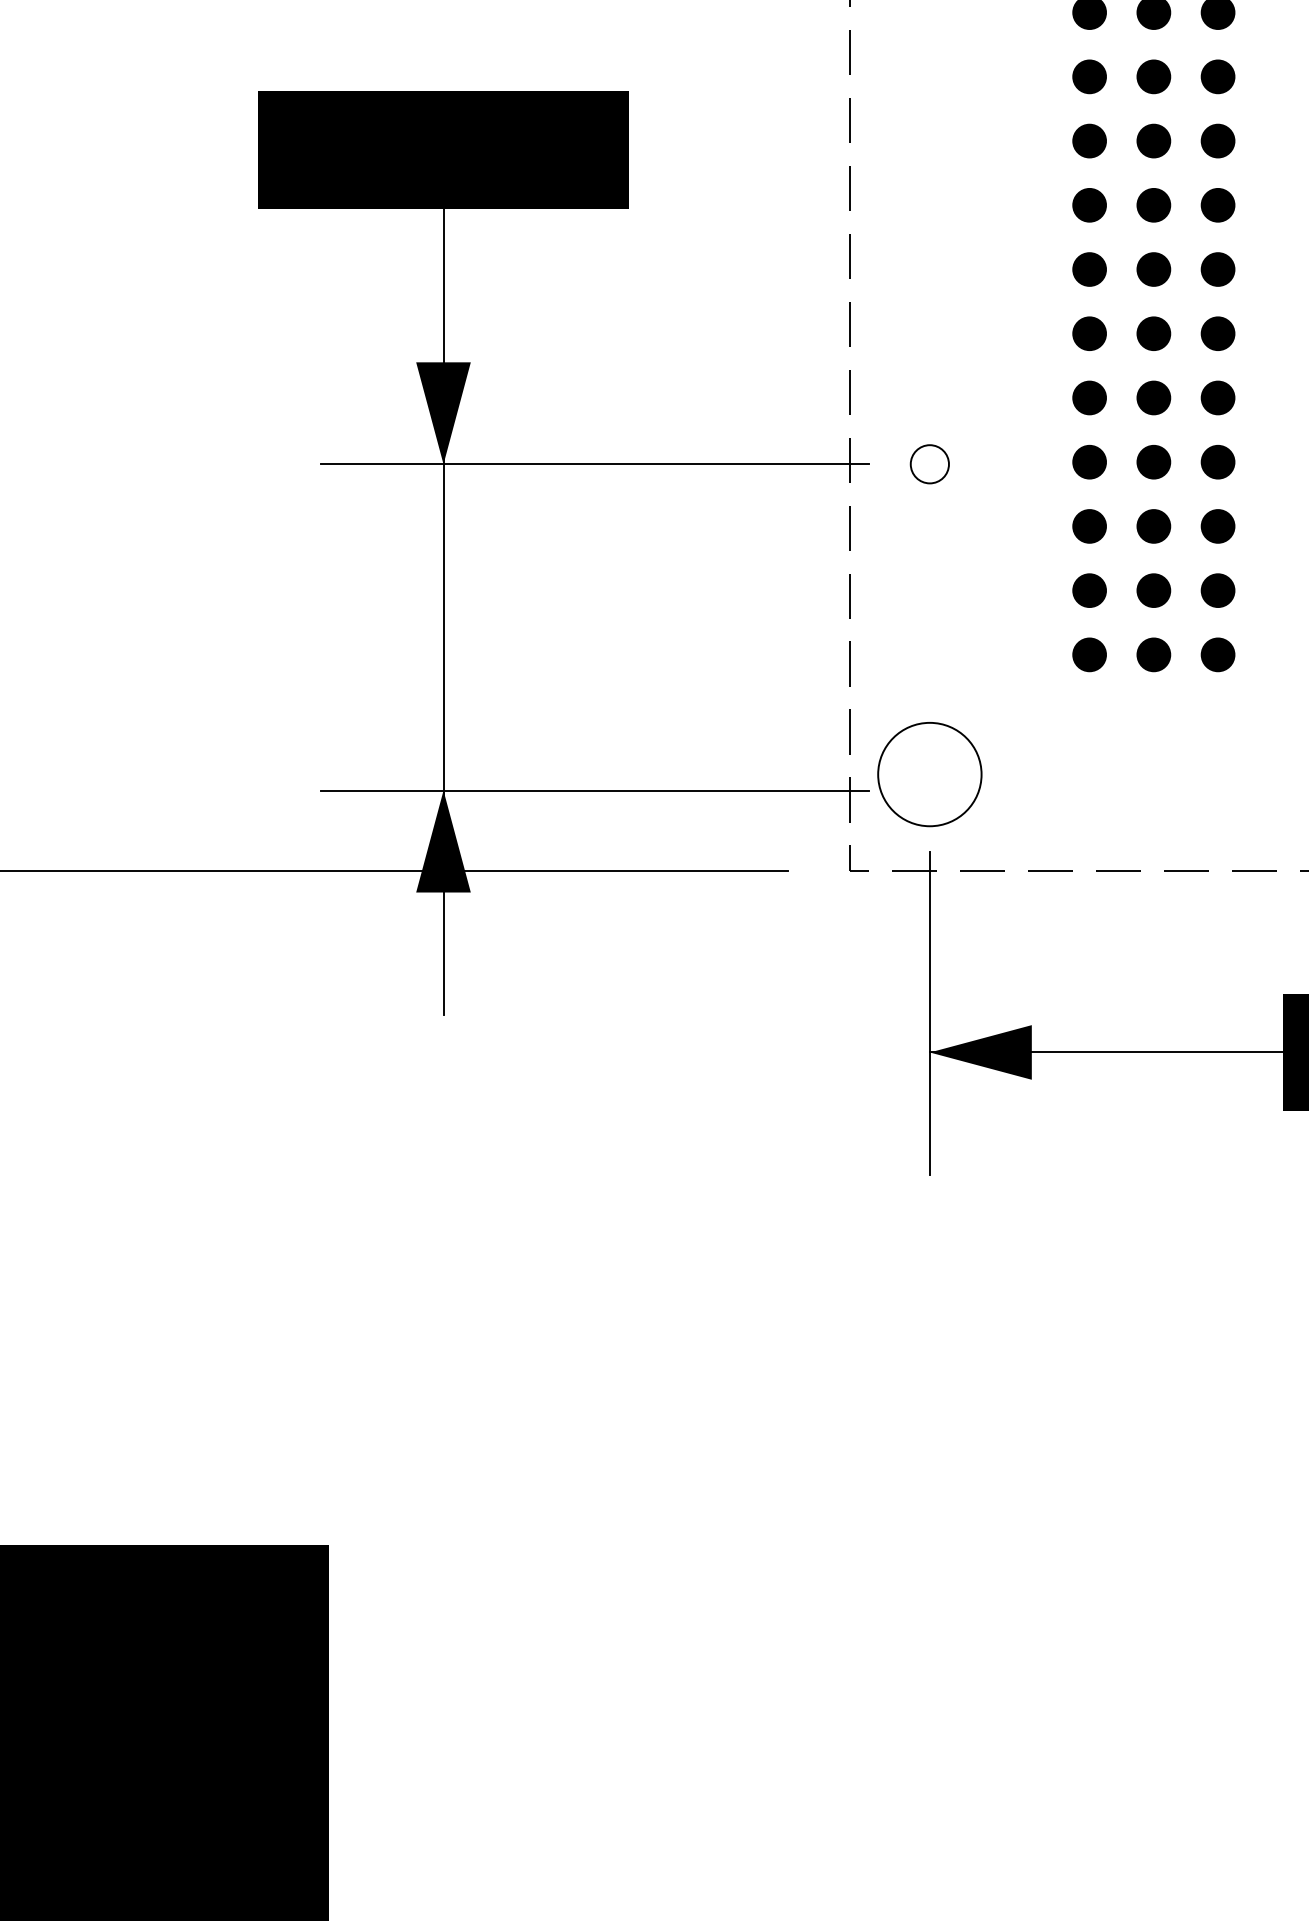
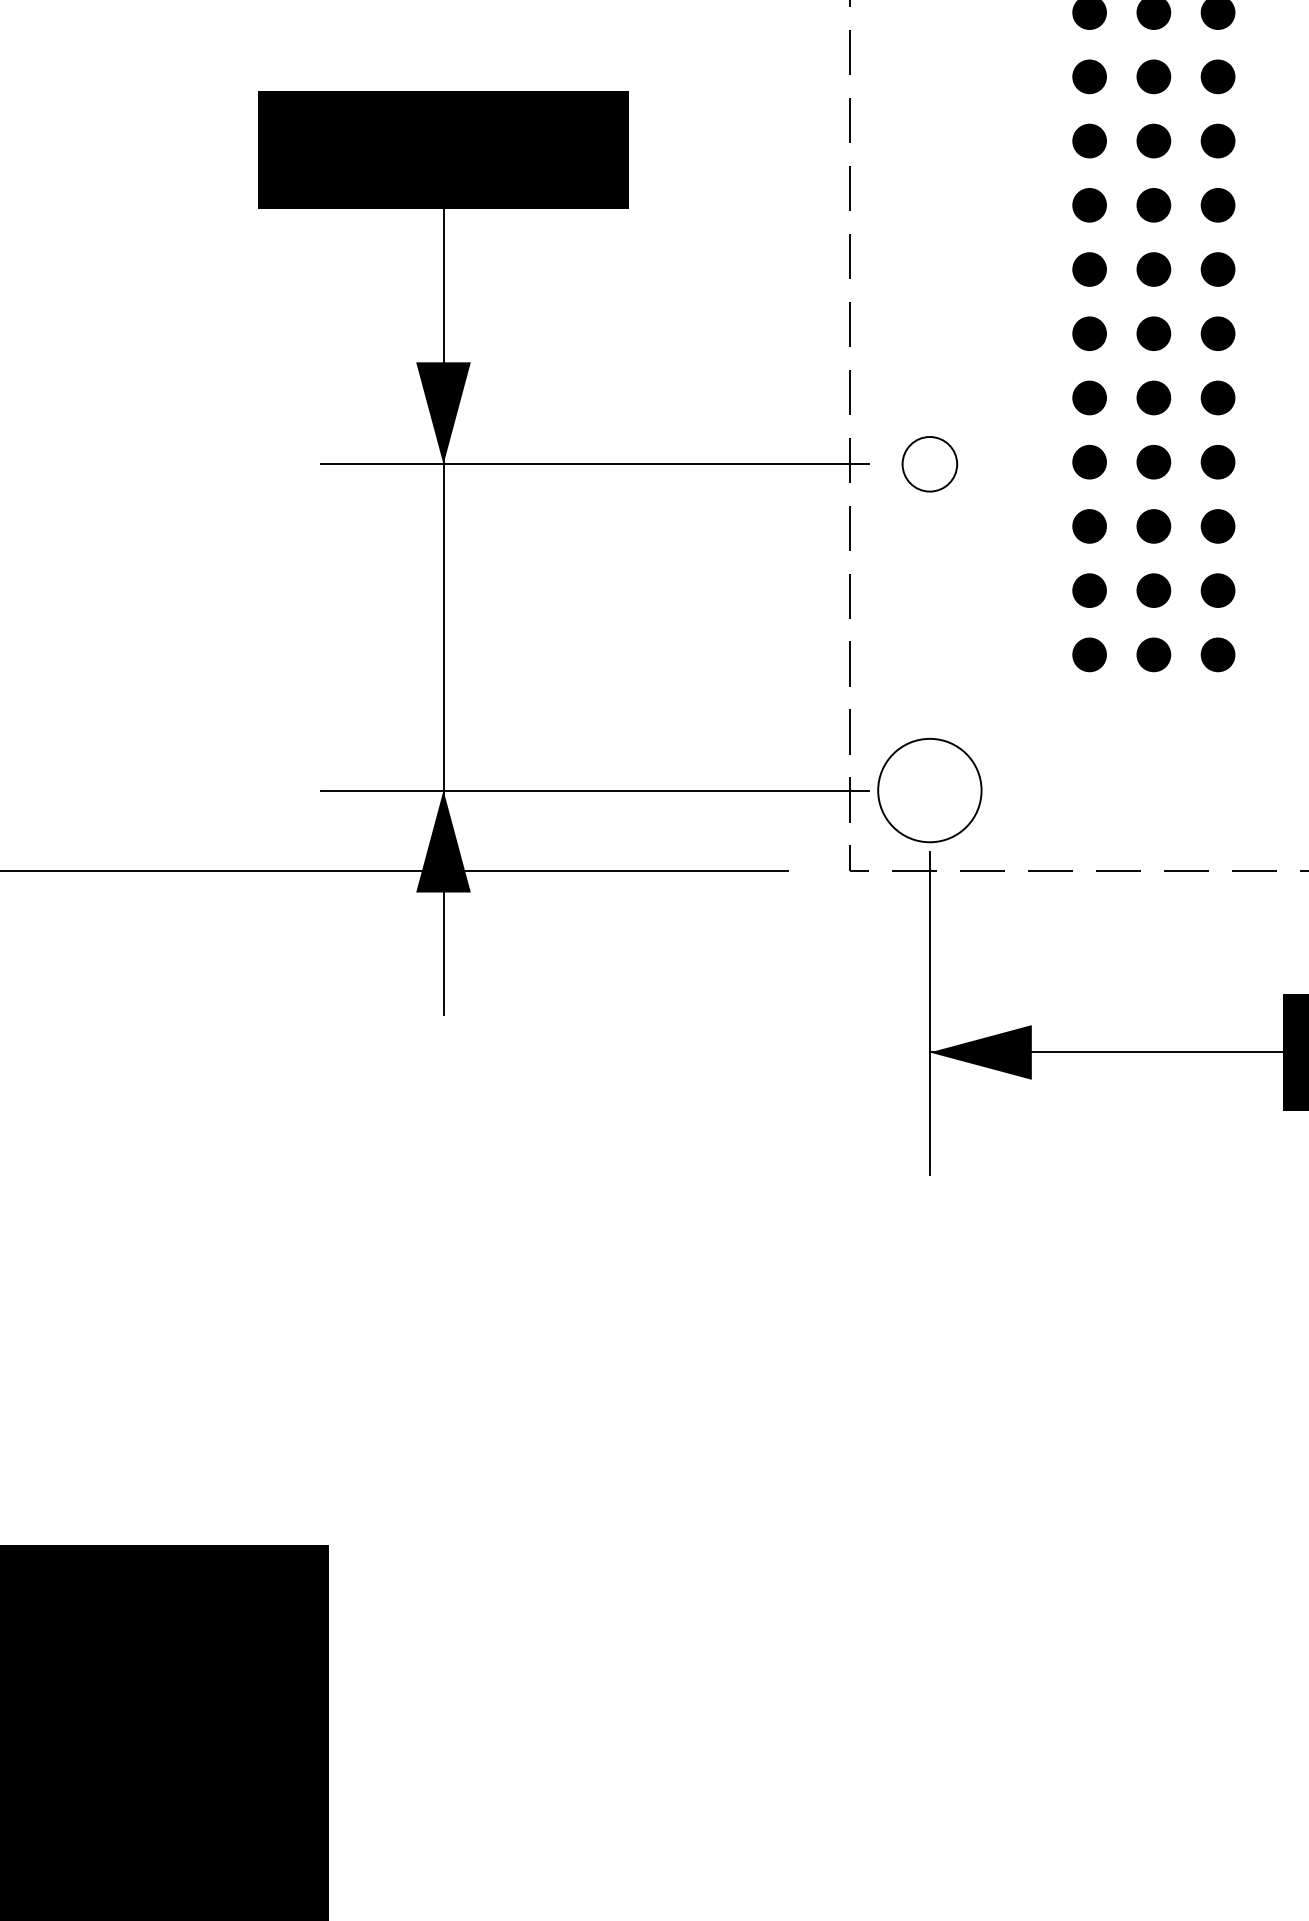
circle diameter: 38 px -> 55 px (929, 464)
circle position: (929, 774) -> (929, 790) (929, 790)
